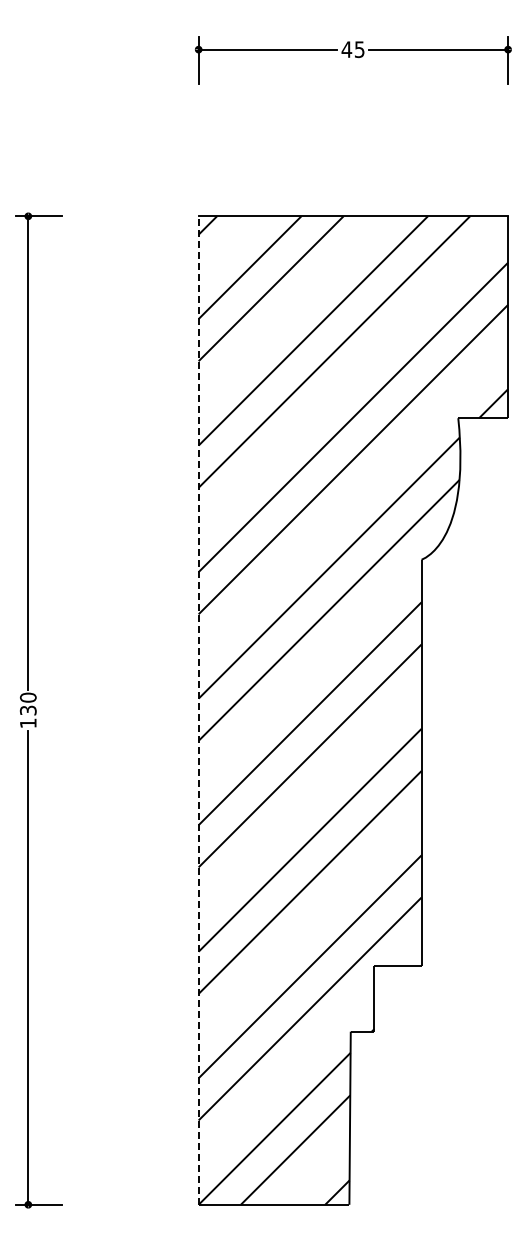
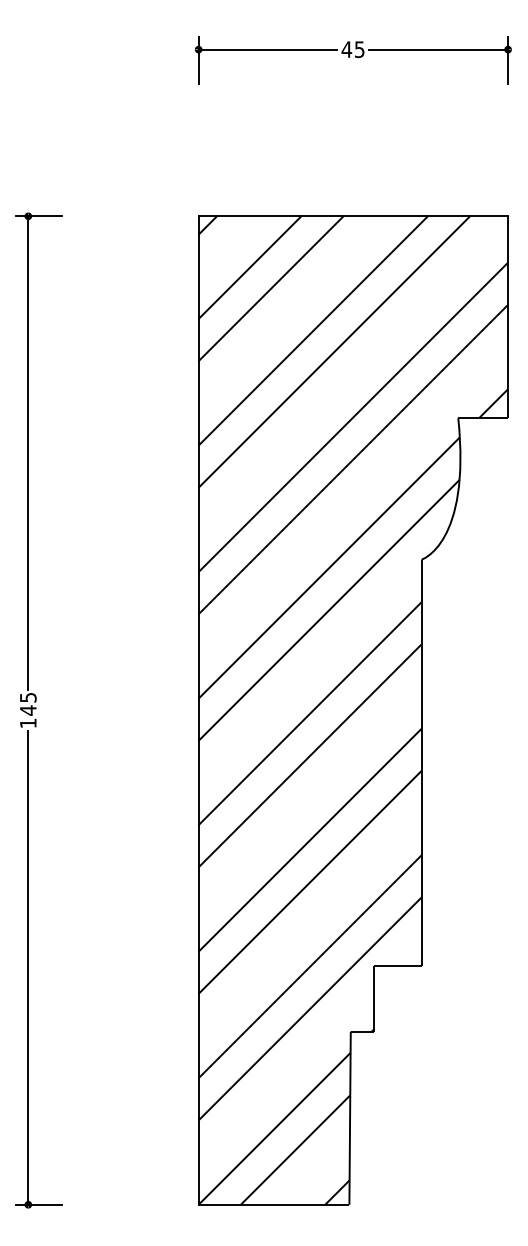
text: 130 -> 145 (27, 703)
line: dashed -> solid (198, 710)
